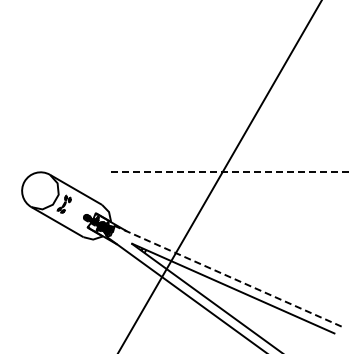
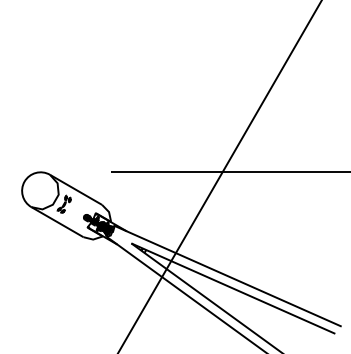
line: dashed -> solid (230, 172)
line: dashed -> solid (227, 276)
